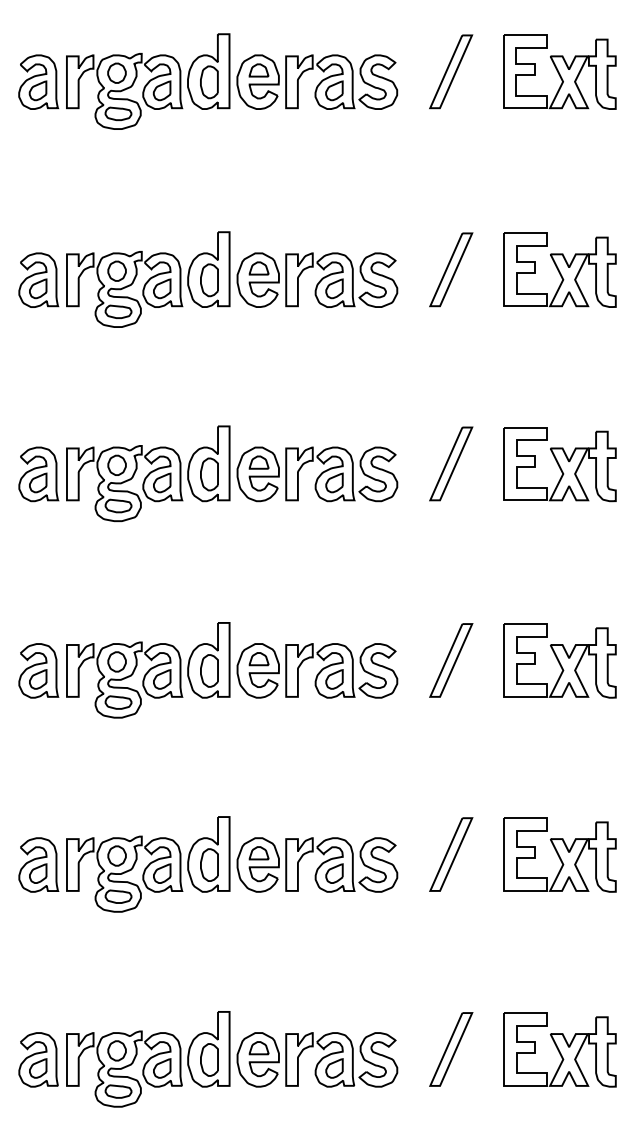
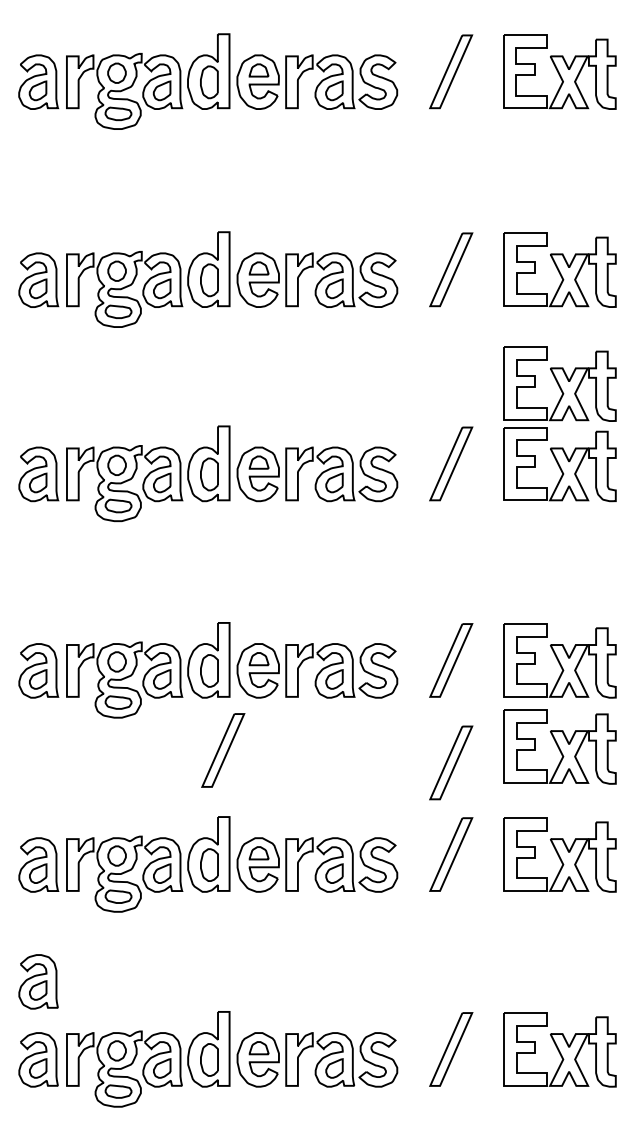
part: none -> present (559, 383)
part: none -> present (559, 746)
part: none -> present (223, 750)
part: none -> present (451, 762)
part: none -> present (38, 981)
